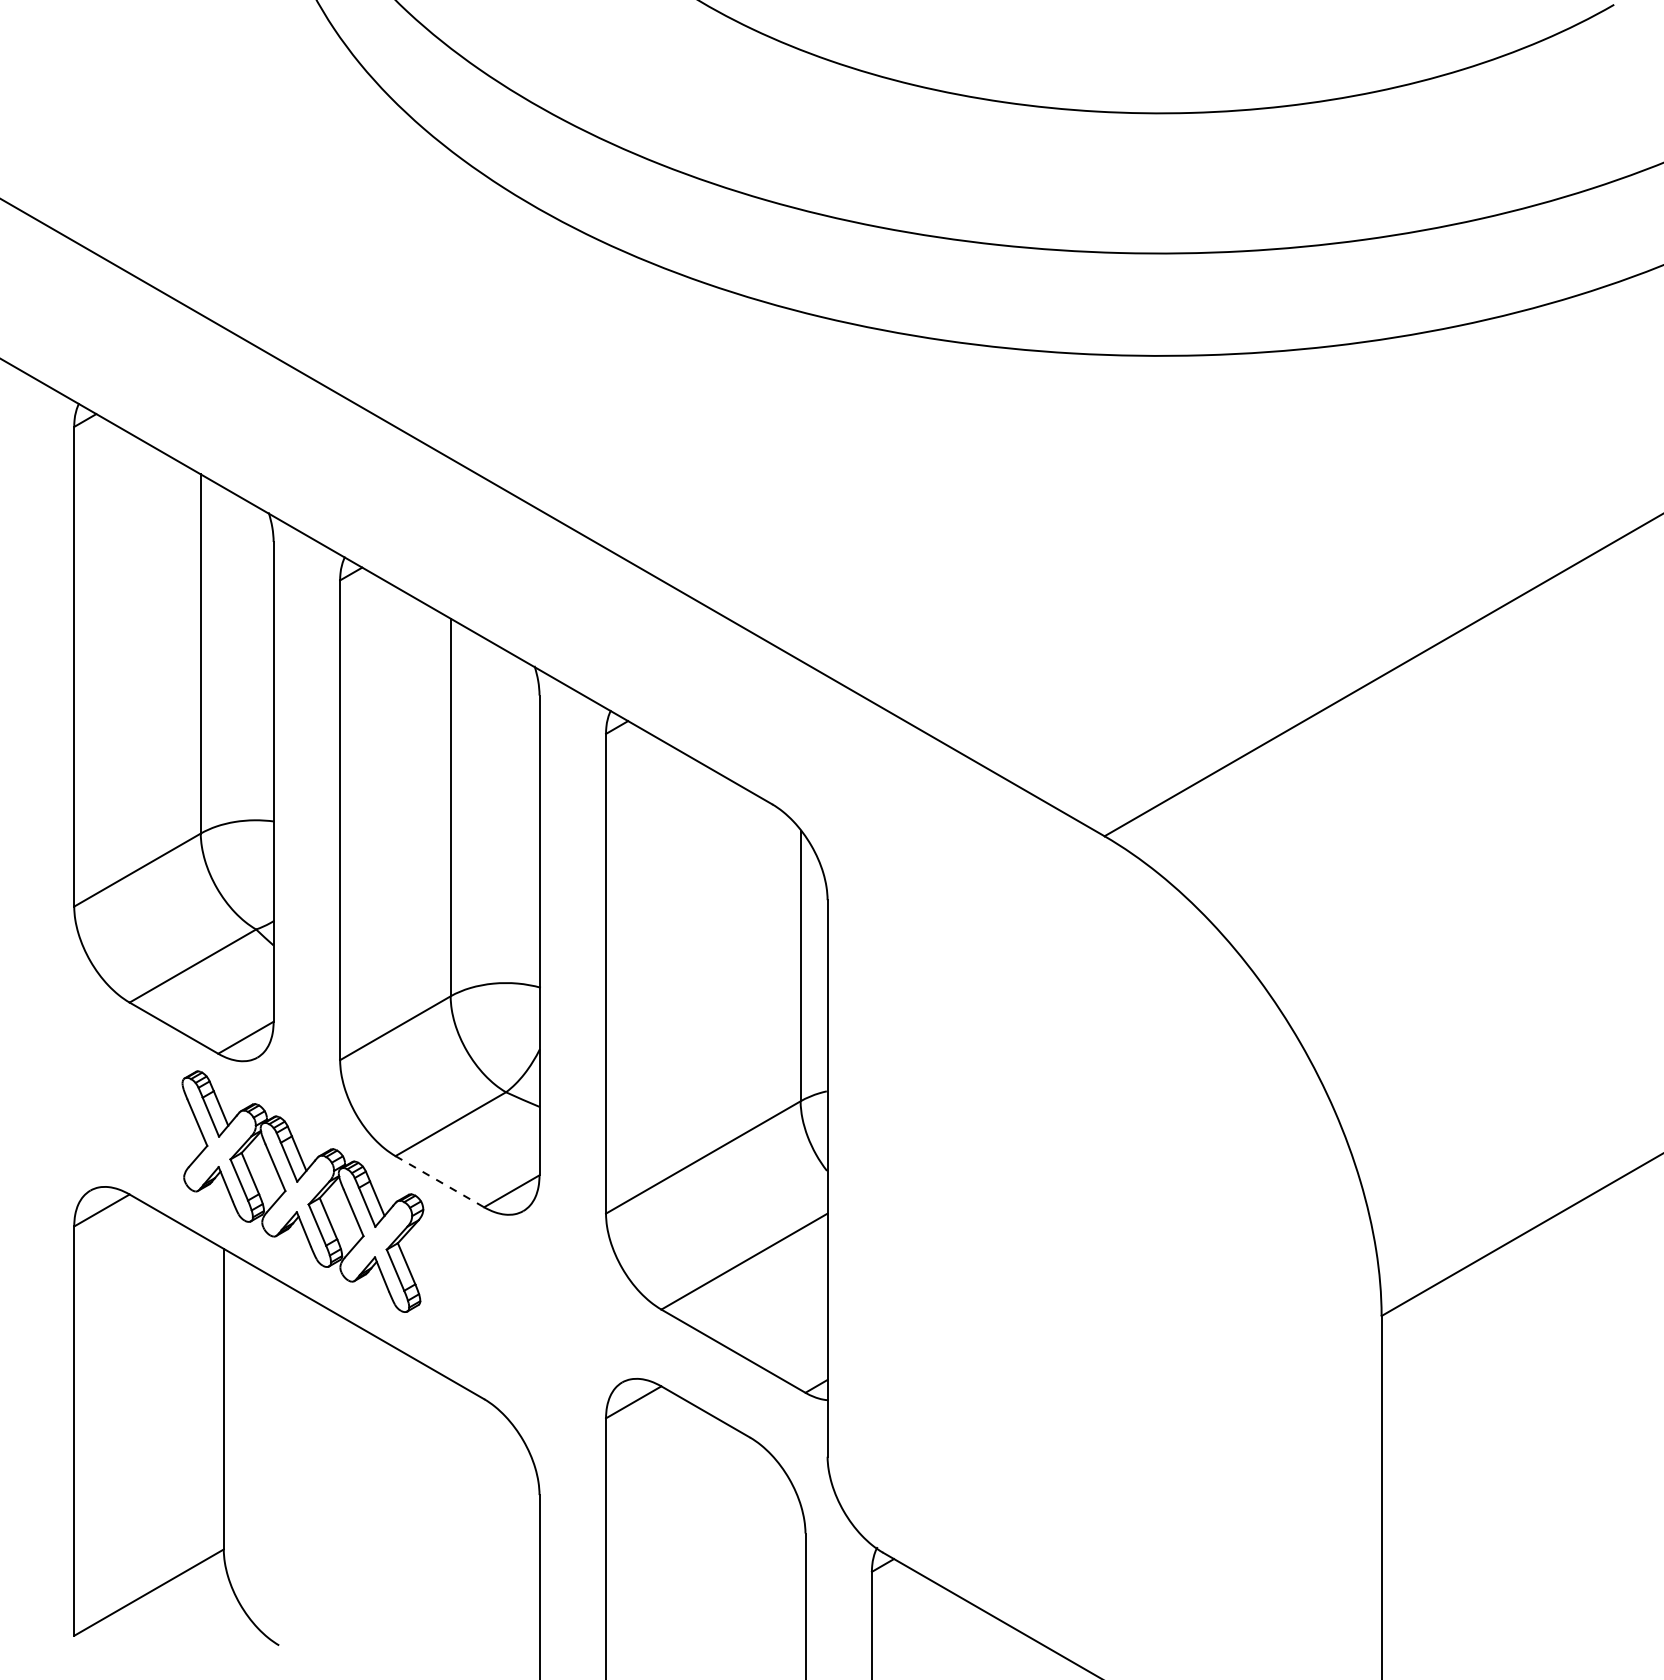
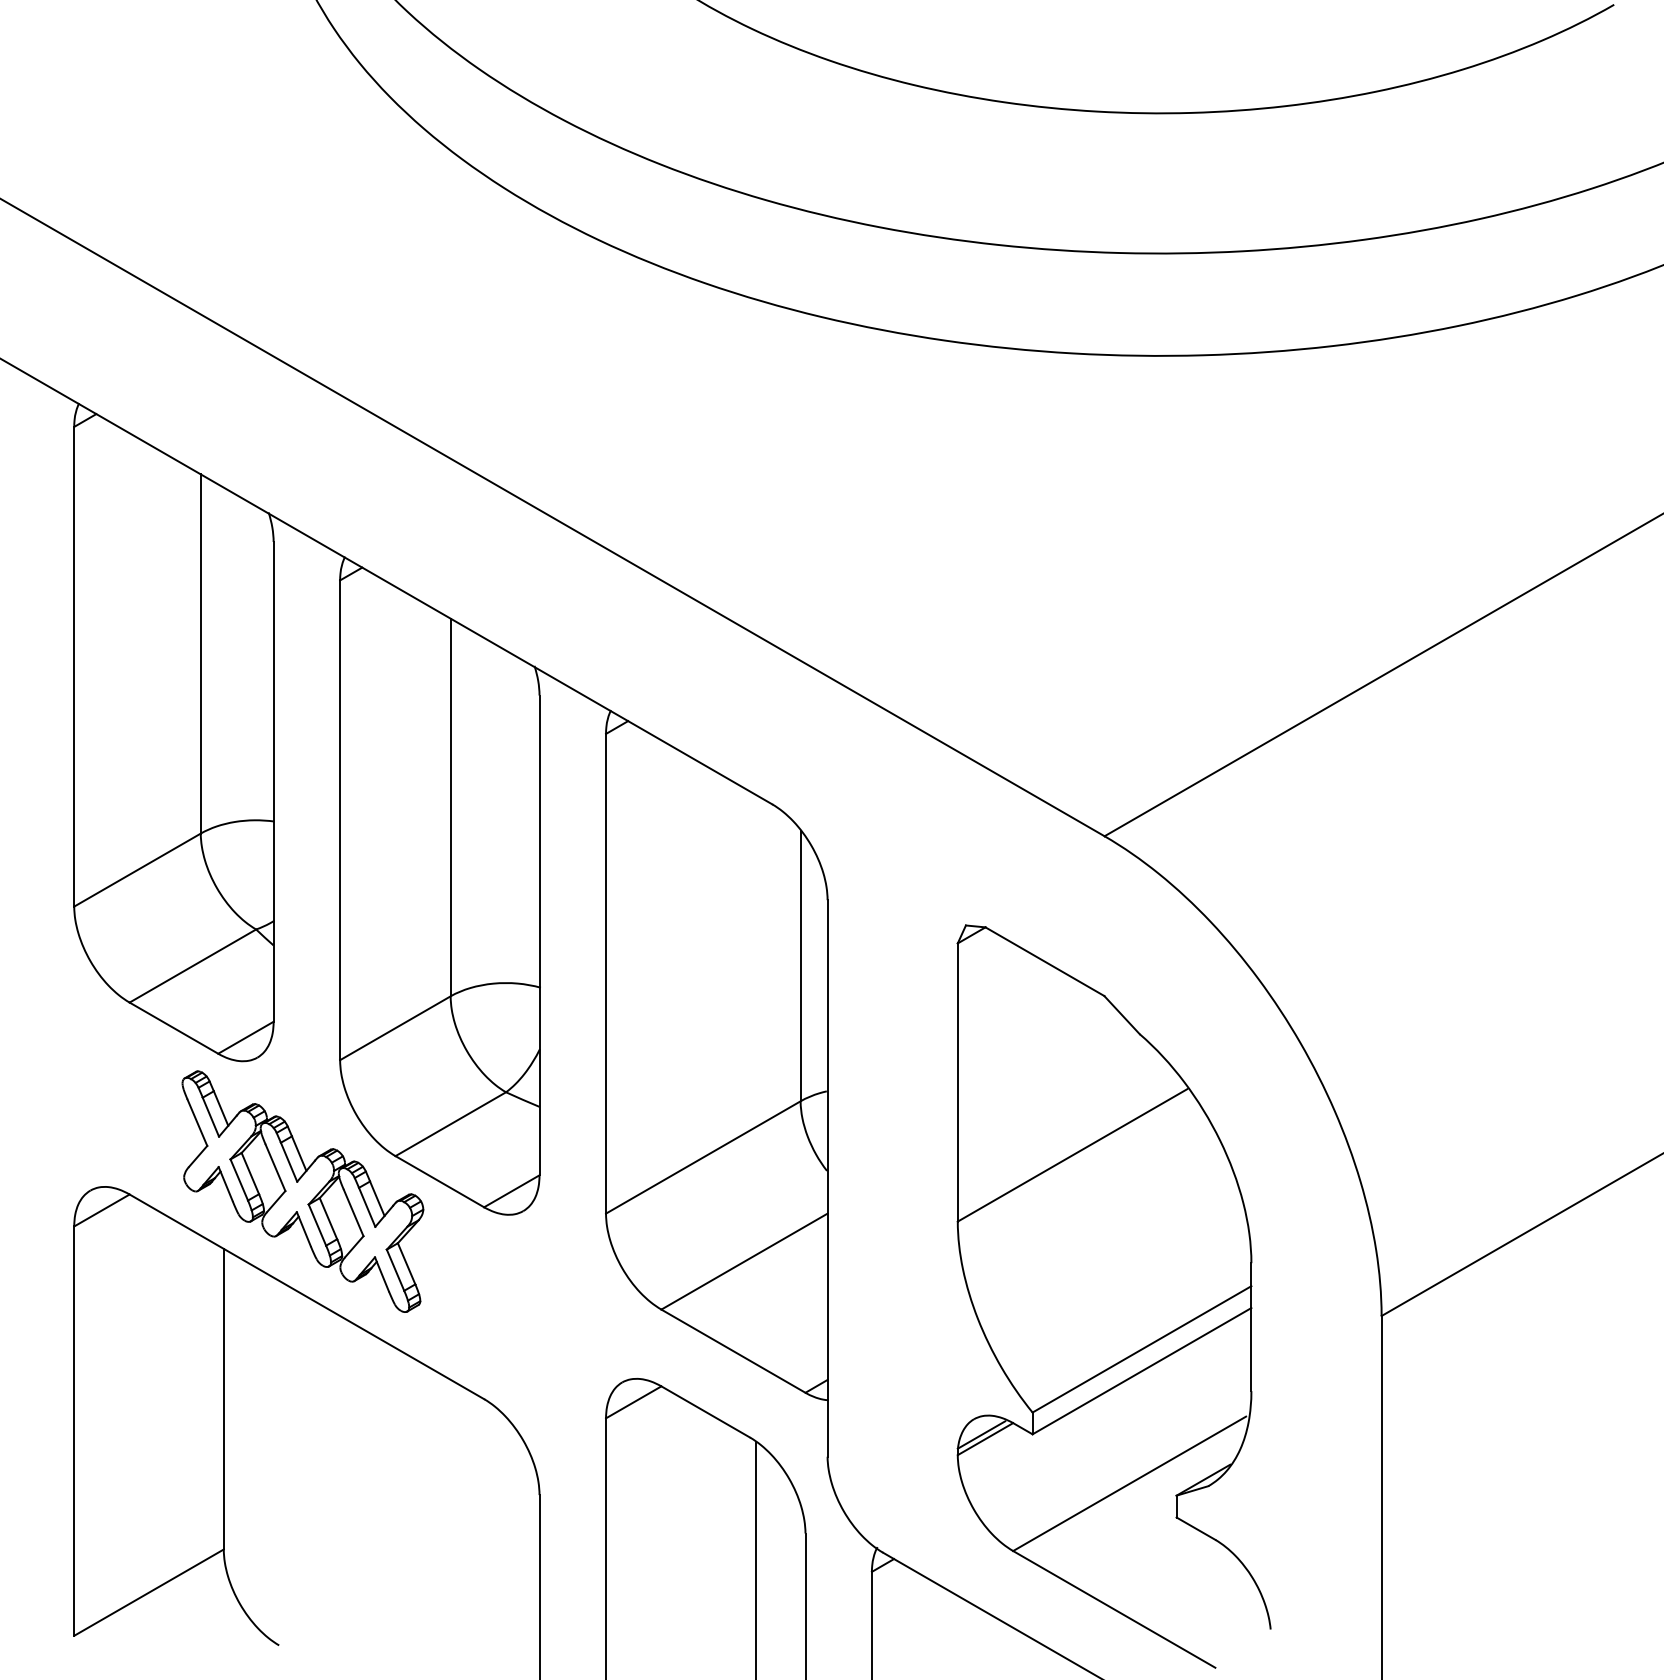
line: dashed -> solid (440, 1181)
part: none -> present (1113, 1296)
line: none -> present (755, 1559)
